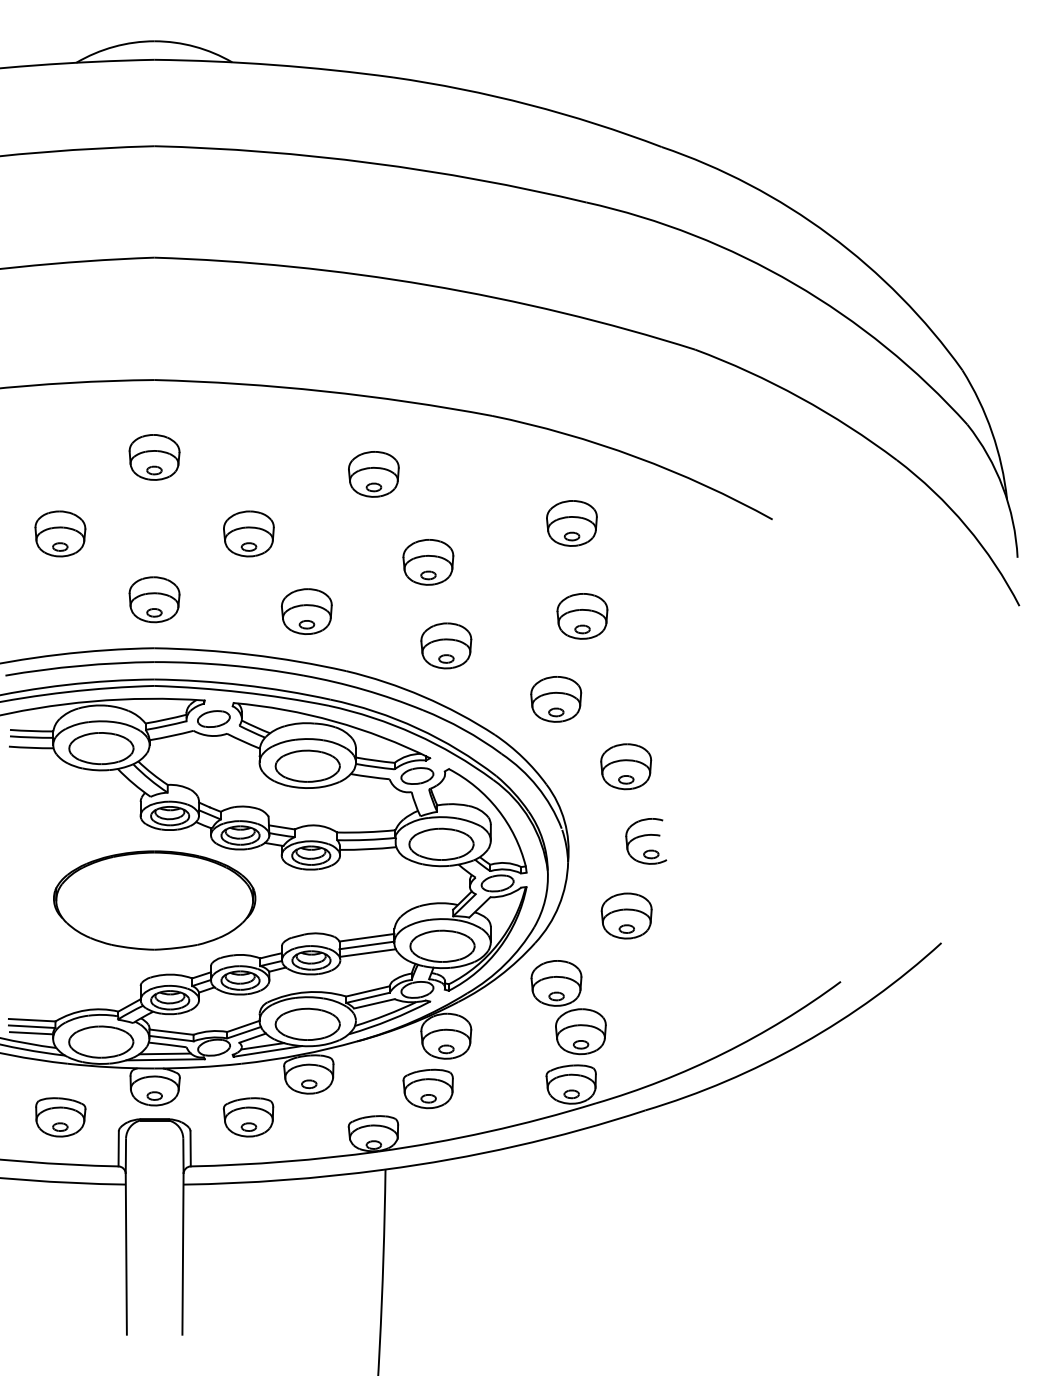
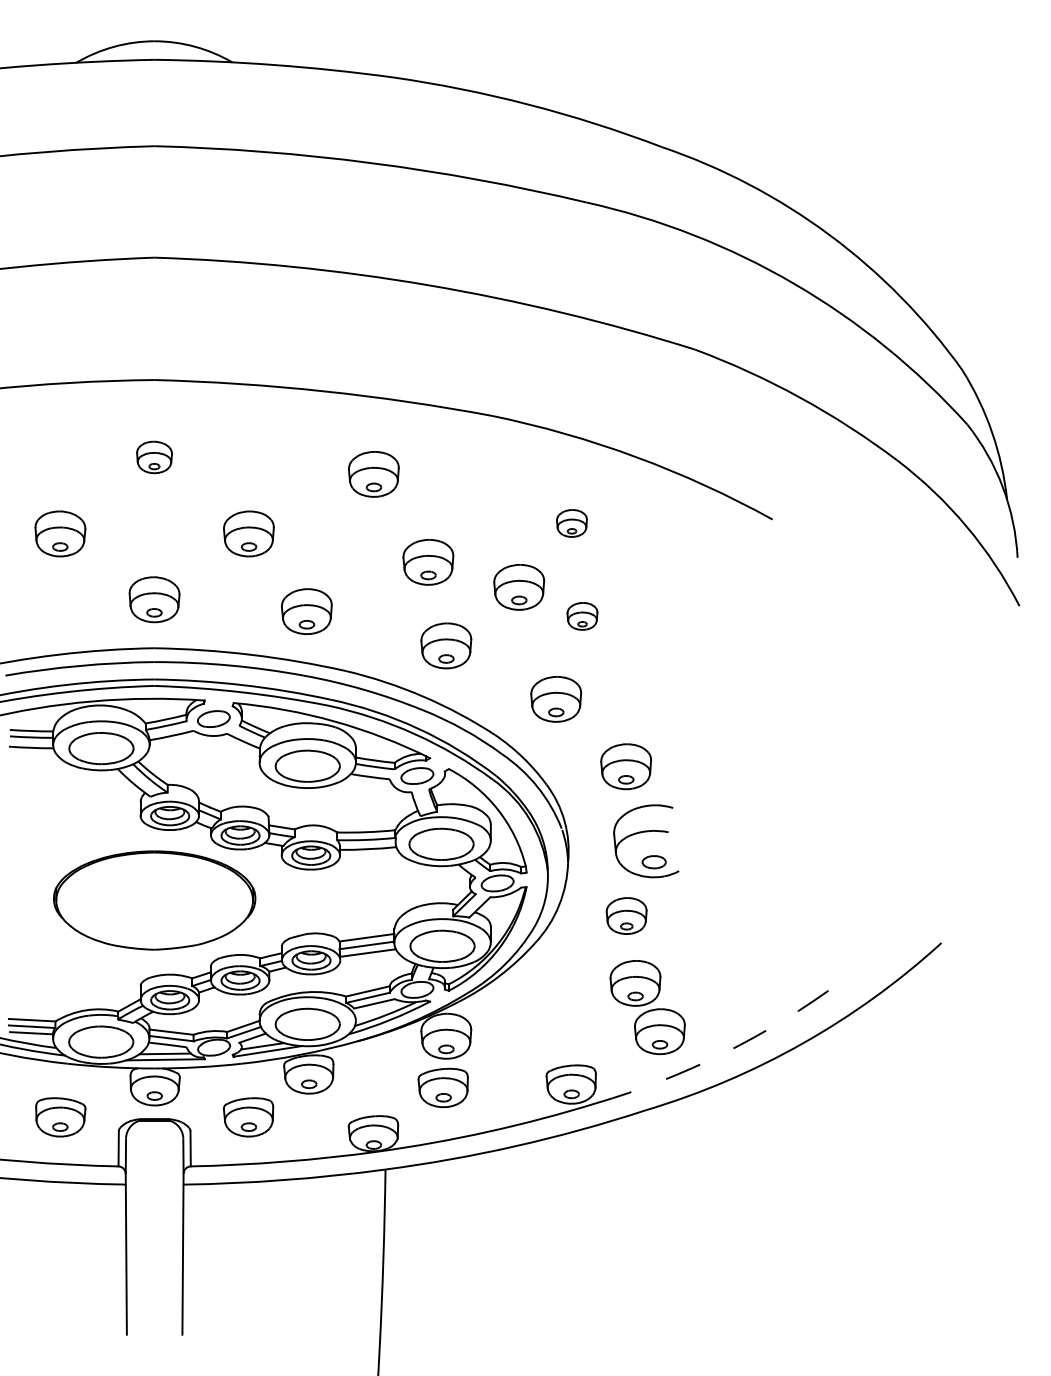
part size: 53x47 px -> 37x35 px (154, 457)
part size: 52x47 px -> 32x29 px (571, 523)
part: none -> present (519, 587)
part size: 53x47 px -> 33x29 px (582, 616)
part size: 43x47 px -> 67x75 px (646, 841)
part size: 53x48 px -> 43x38 px (626, 915)
part position: (568, 1007) -> (647, 1007) (647, 1007)
arc: solid -> dashed (723, 1053)
part position: (427, 1088) -> (442, 1087) (442, 1087)
